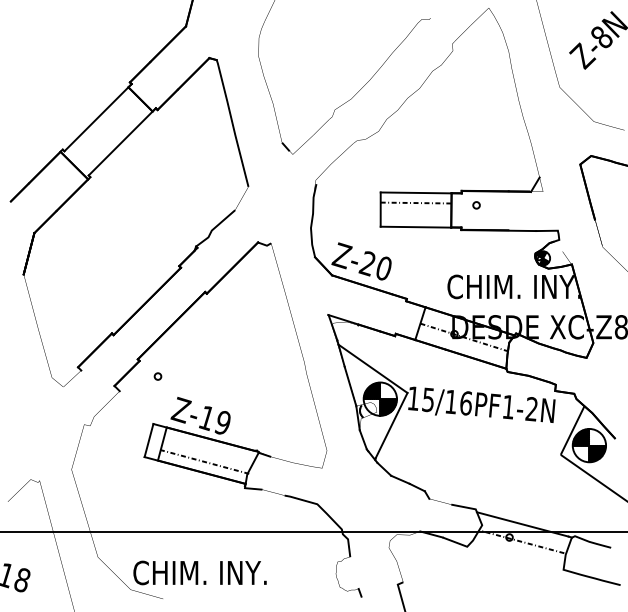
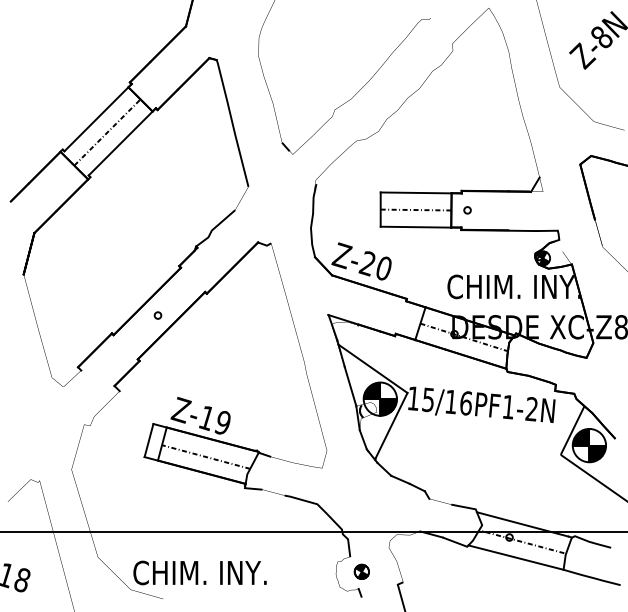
line: none -> present (107, 132)
line position: (415, 202) -> (415, 209) (415, 209)
circle position: (476, 205) -> (467, 210) (467, 210)
circle position: (157, 376) -> (157, 315) (157, 315)
line position: (205, 461) -> (206, 456) (206, 456)
line: none -> present (515, 557)
part: none -> present (361, 571)
